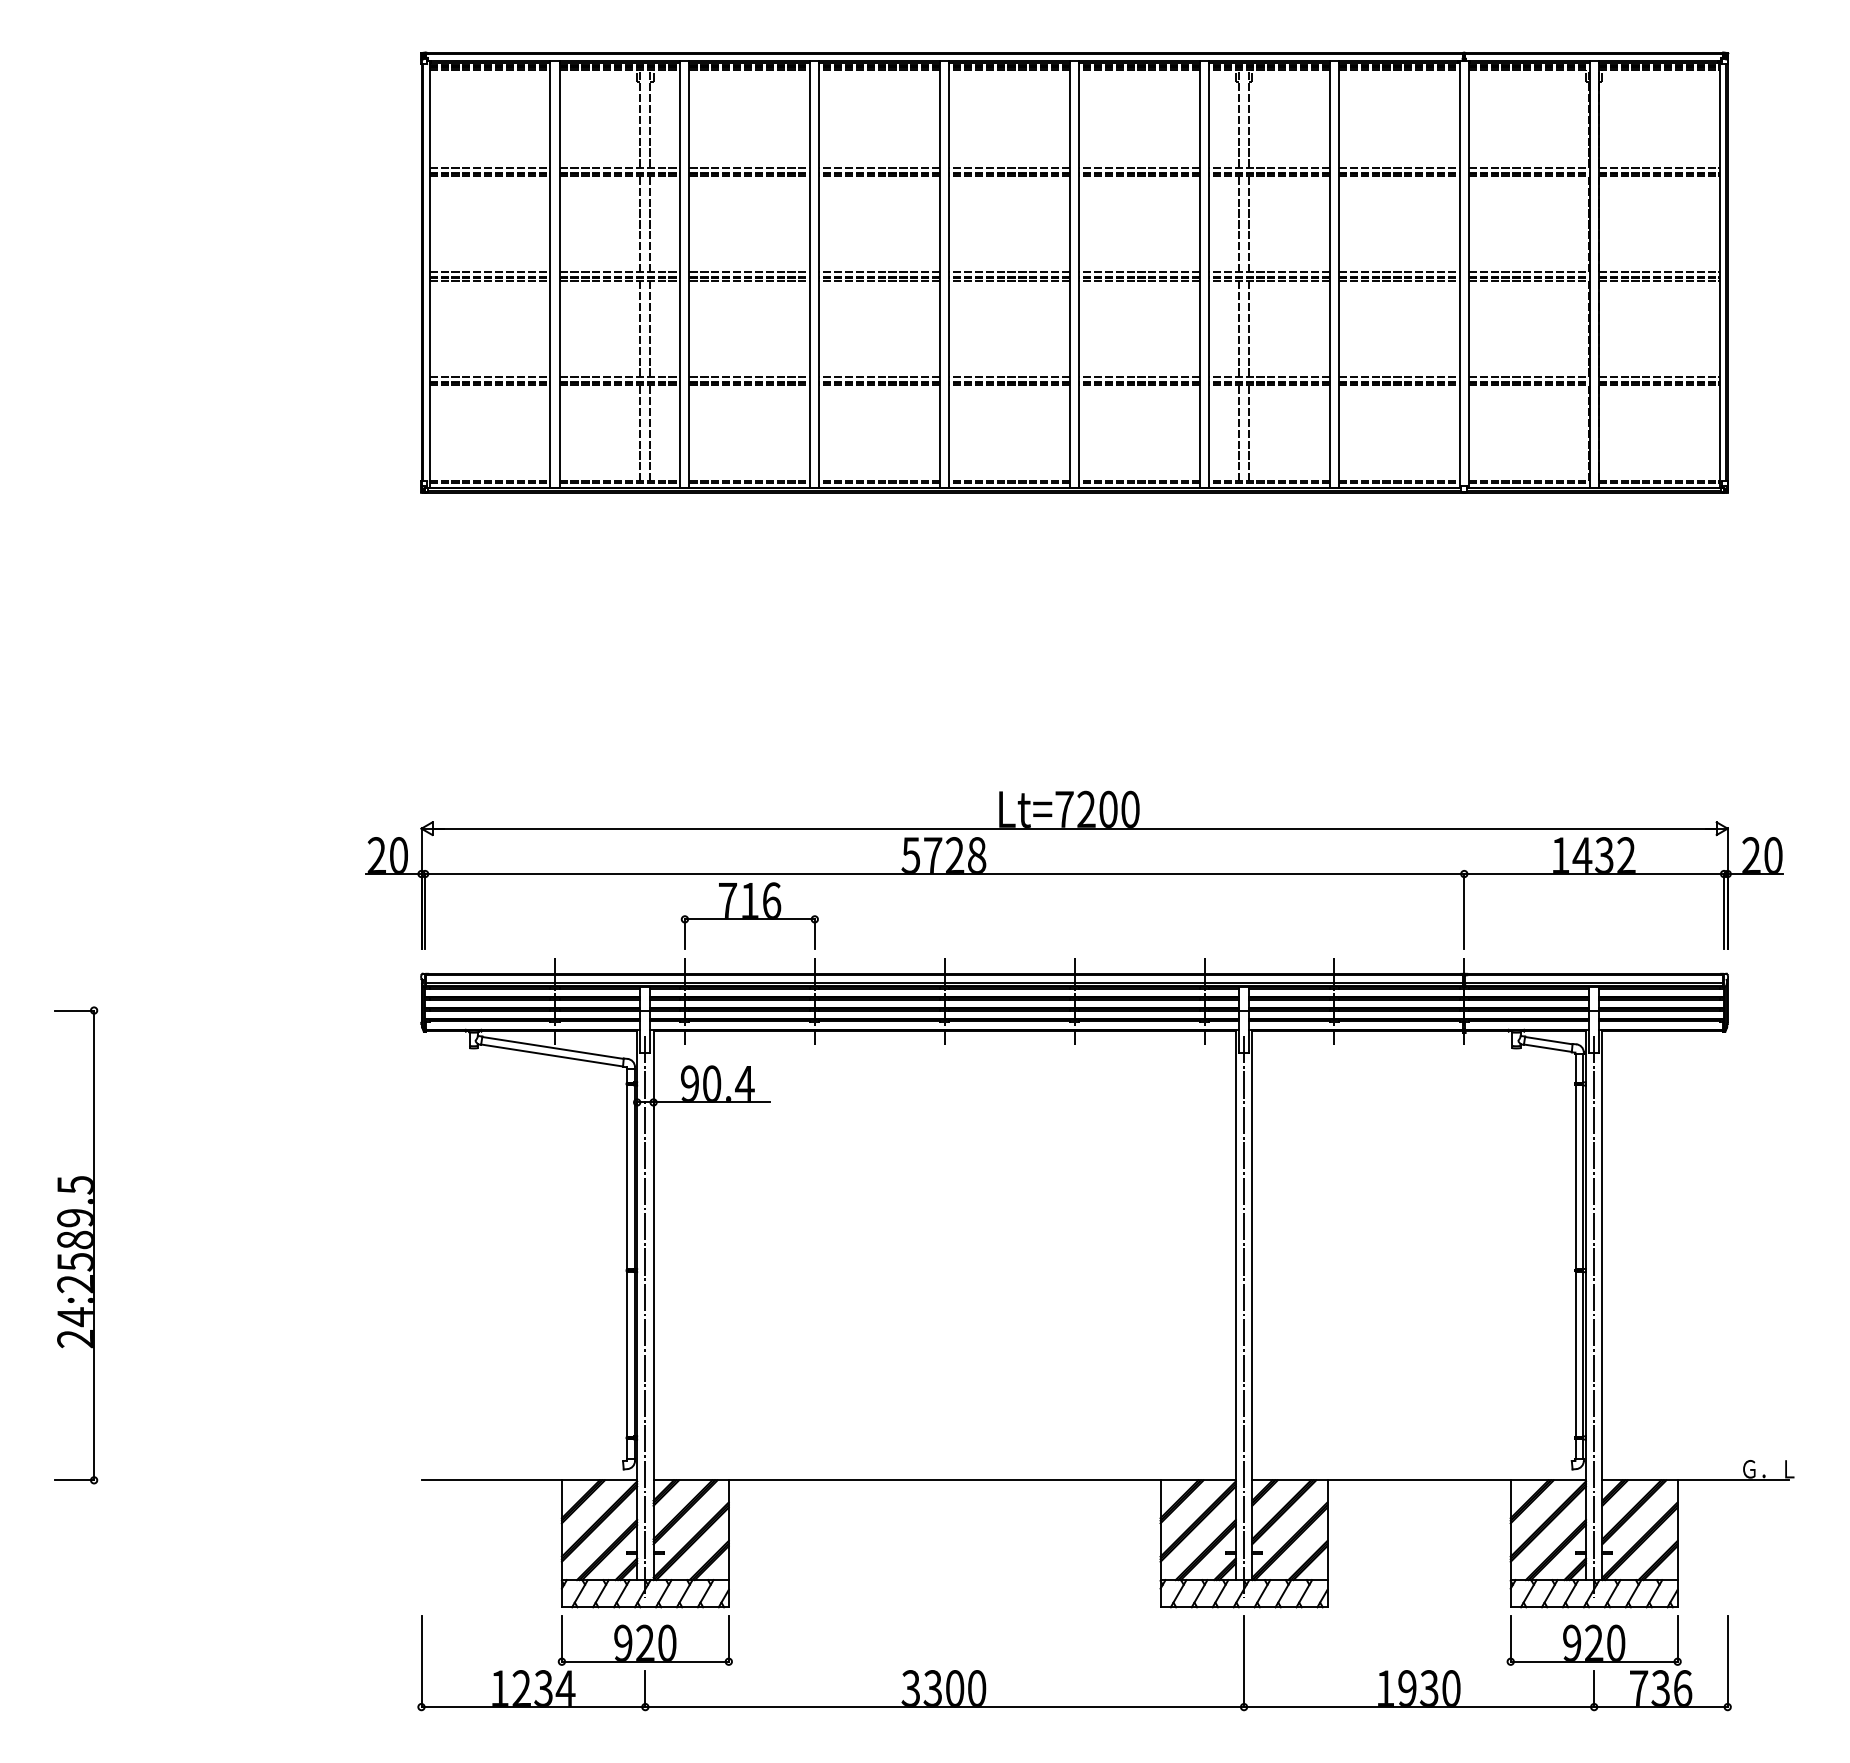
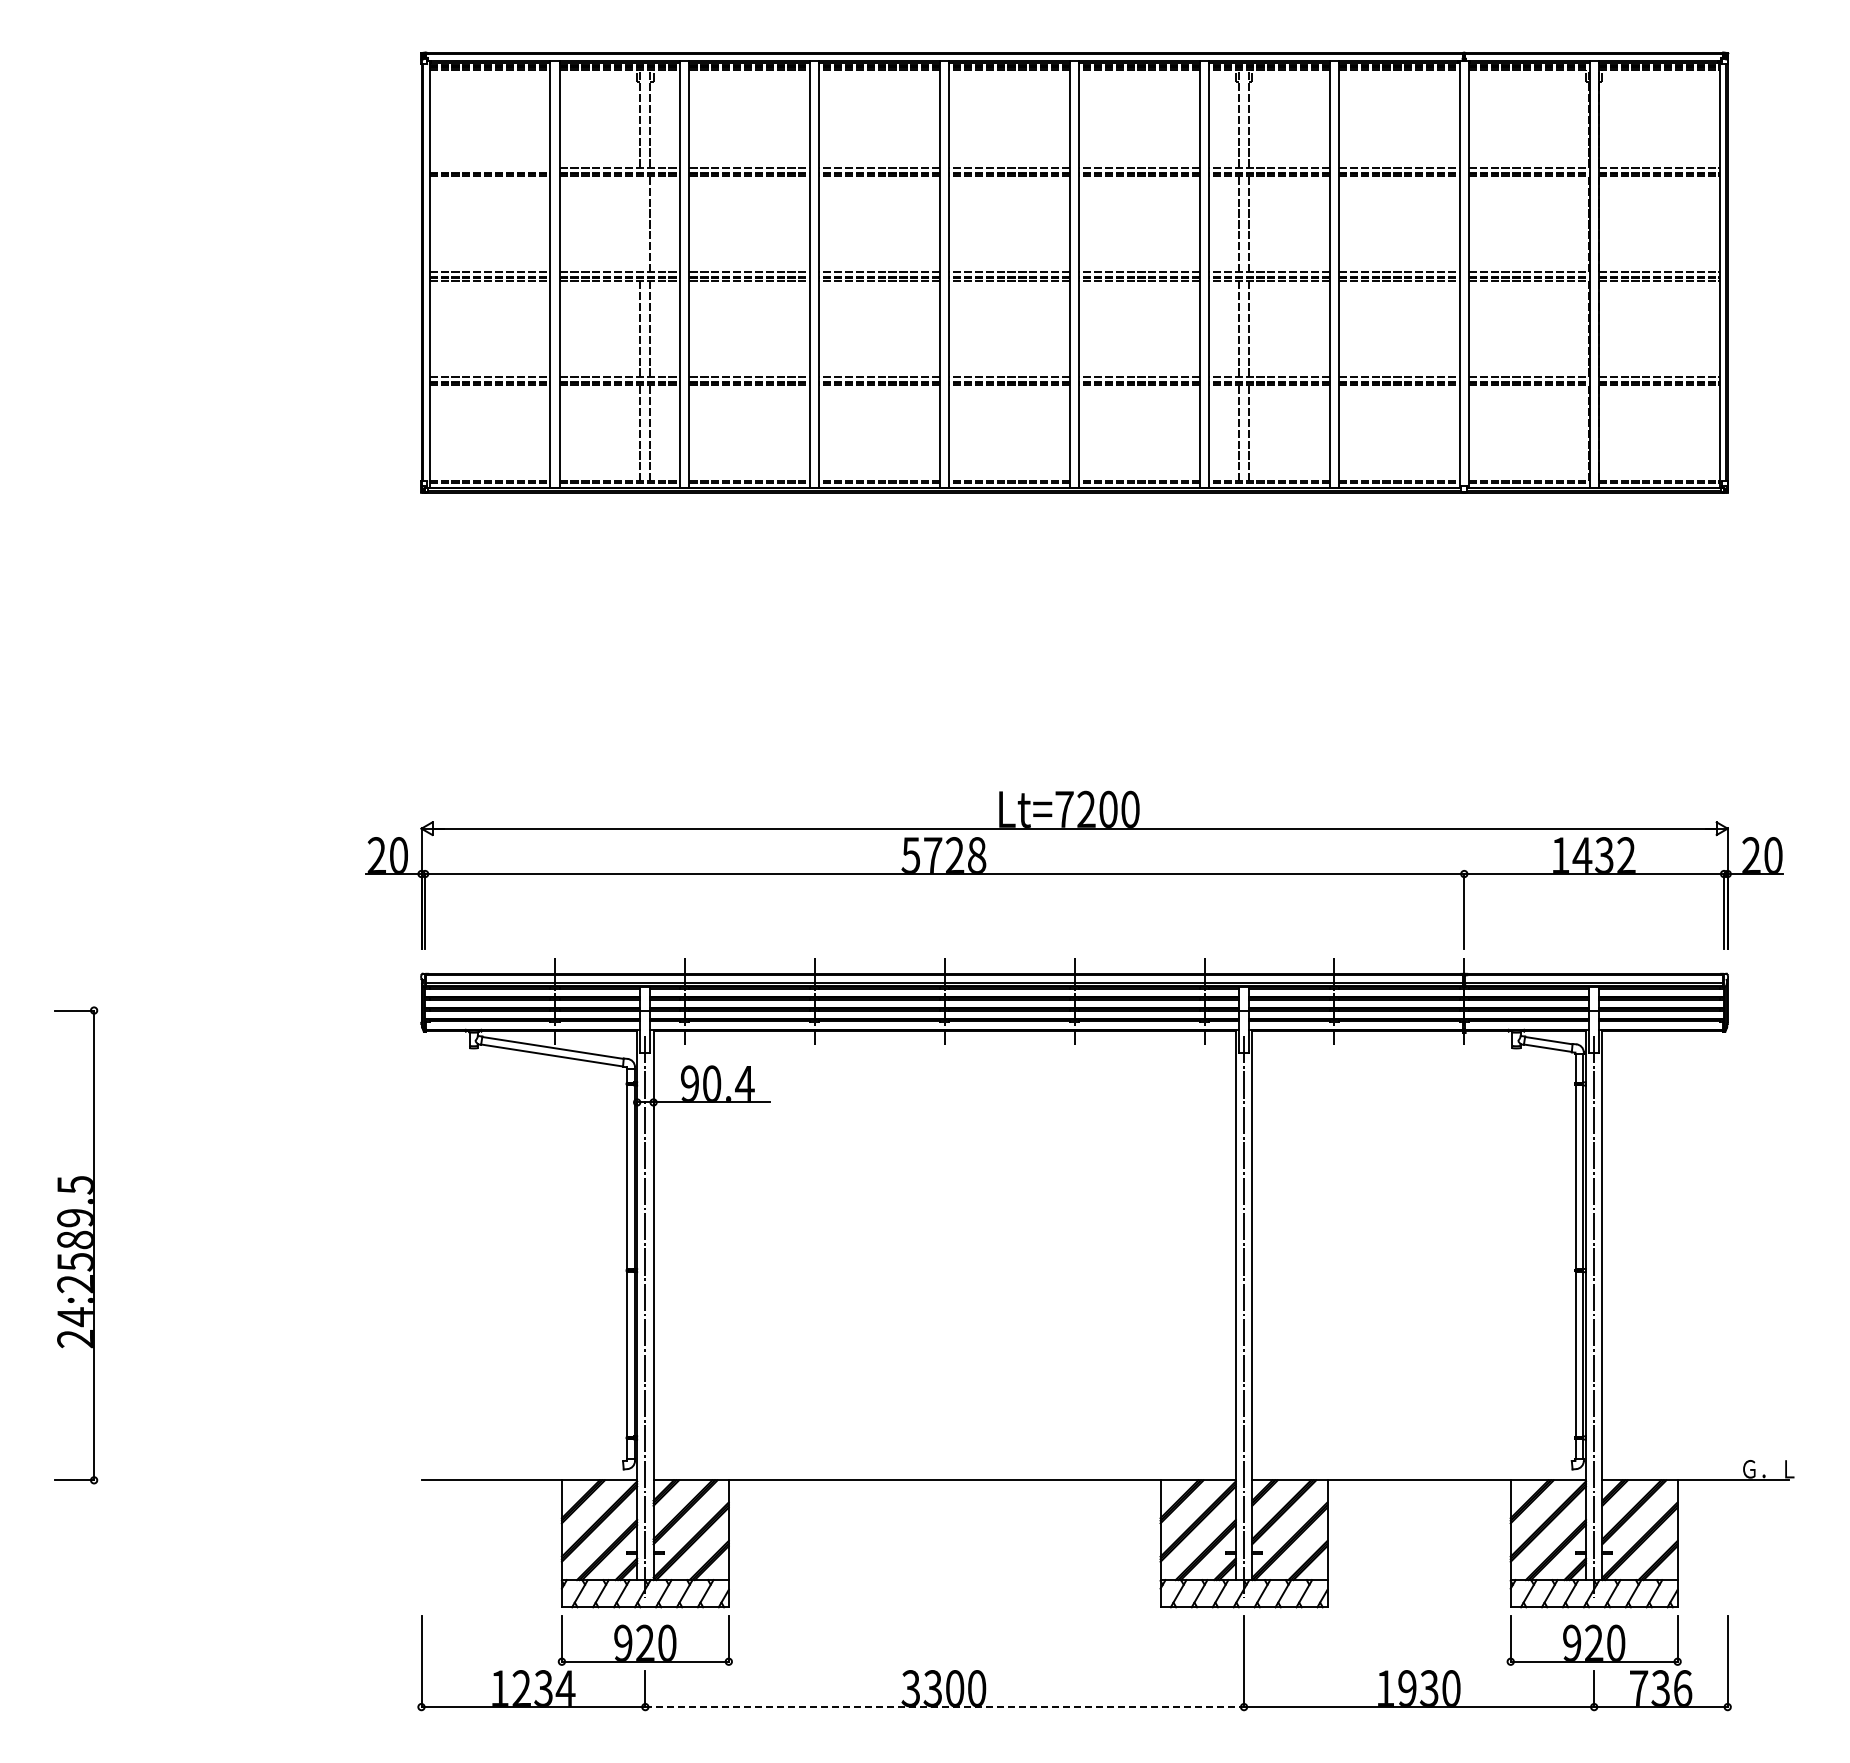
line: present -> none (489, 167)
line: present -> none (640, 224)
part: present -> none (749, 915)
line: solid -> dashed (945, 1707)
